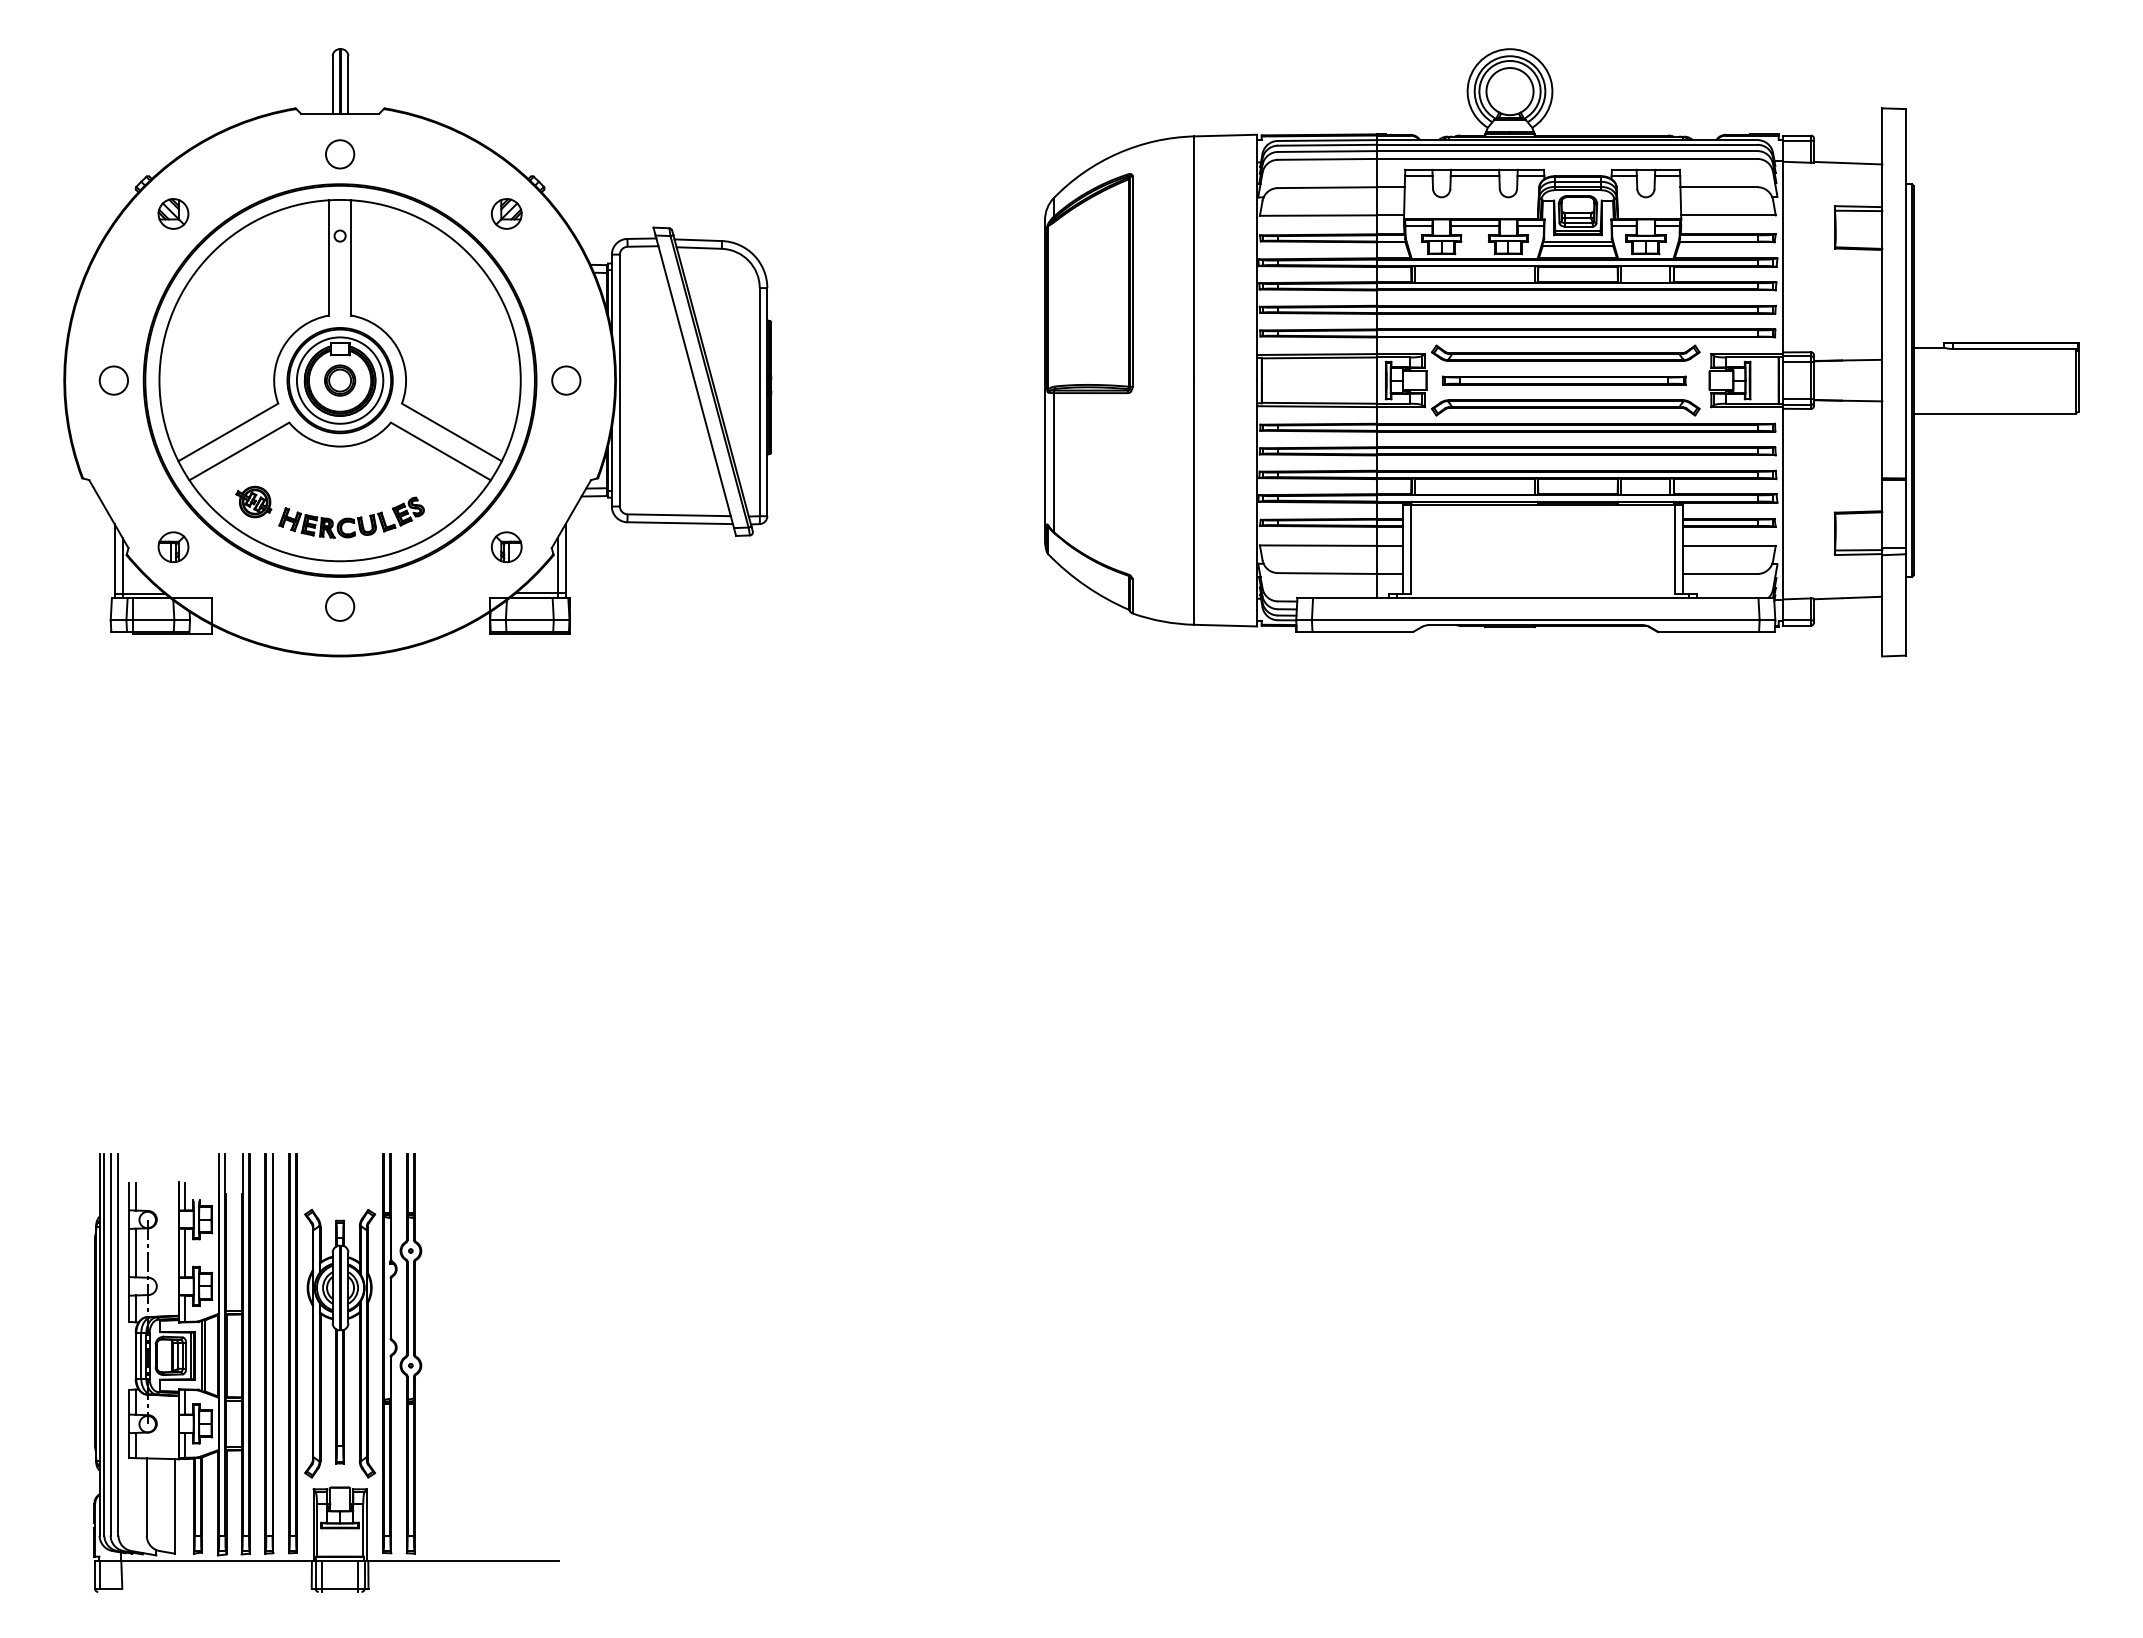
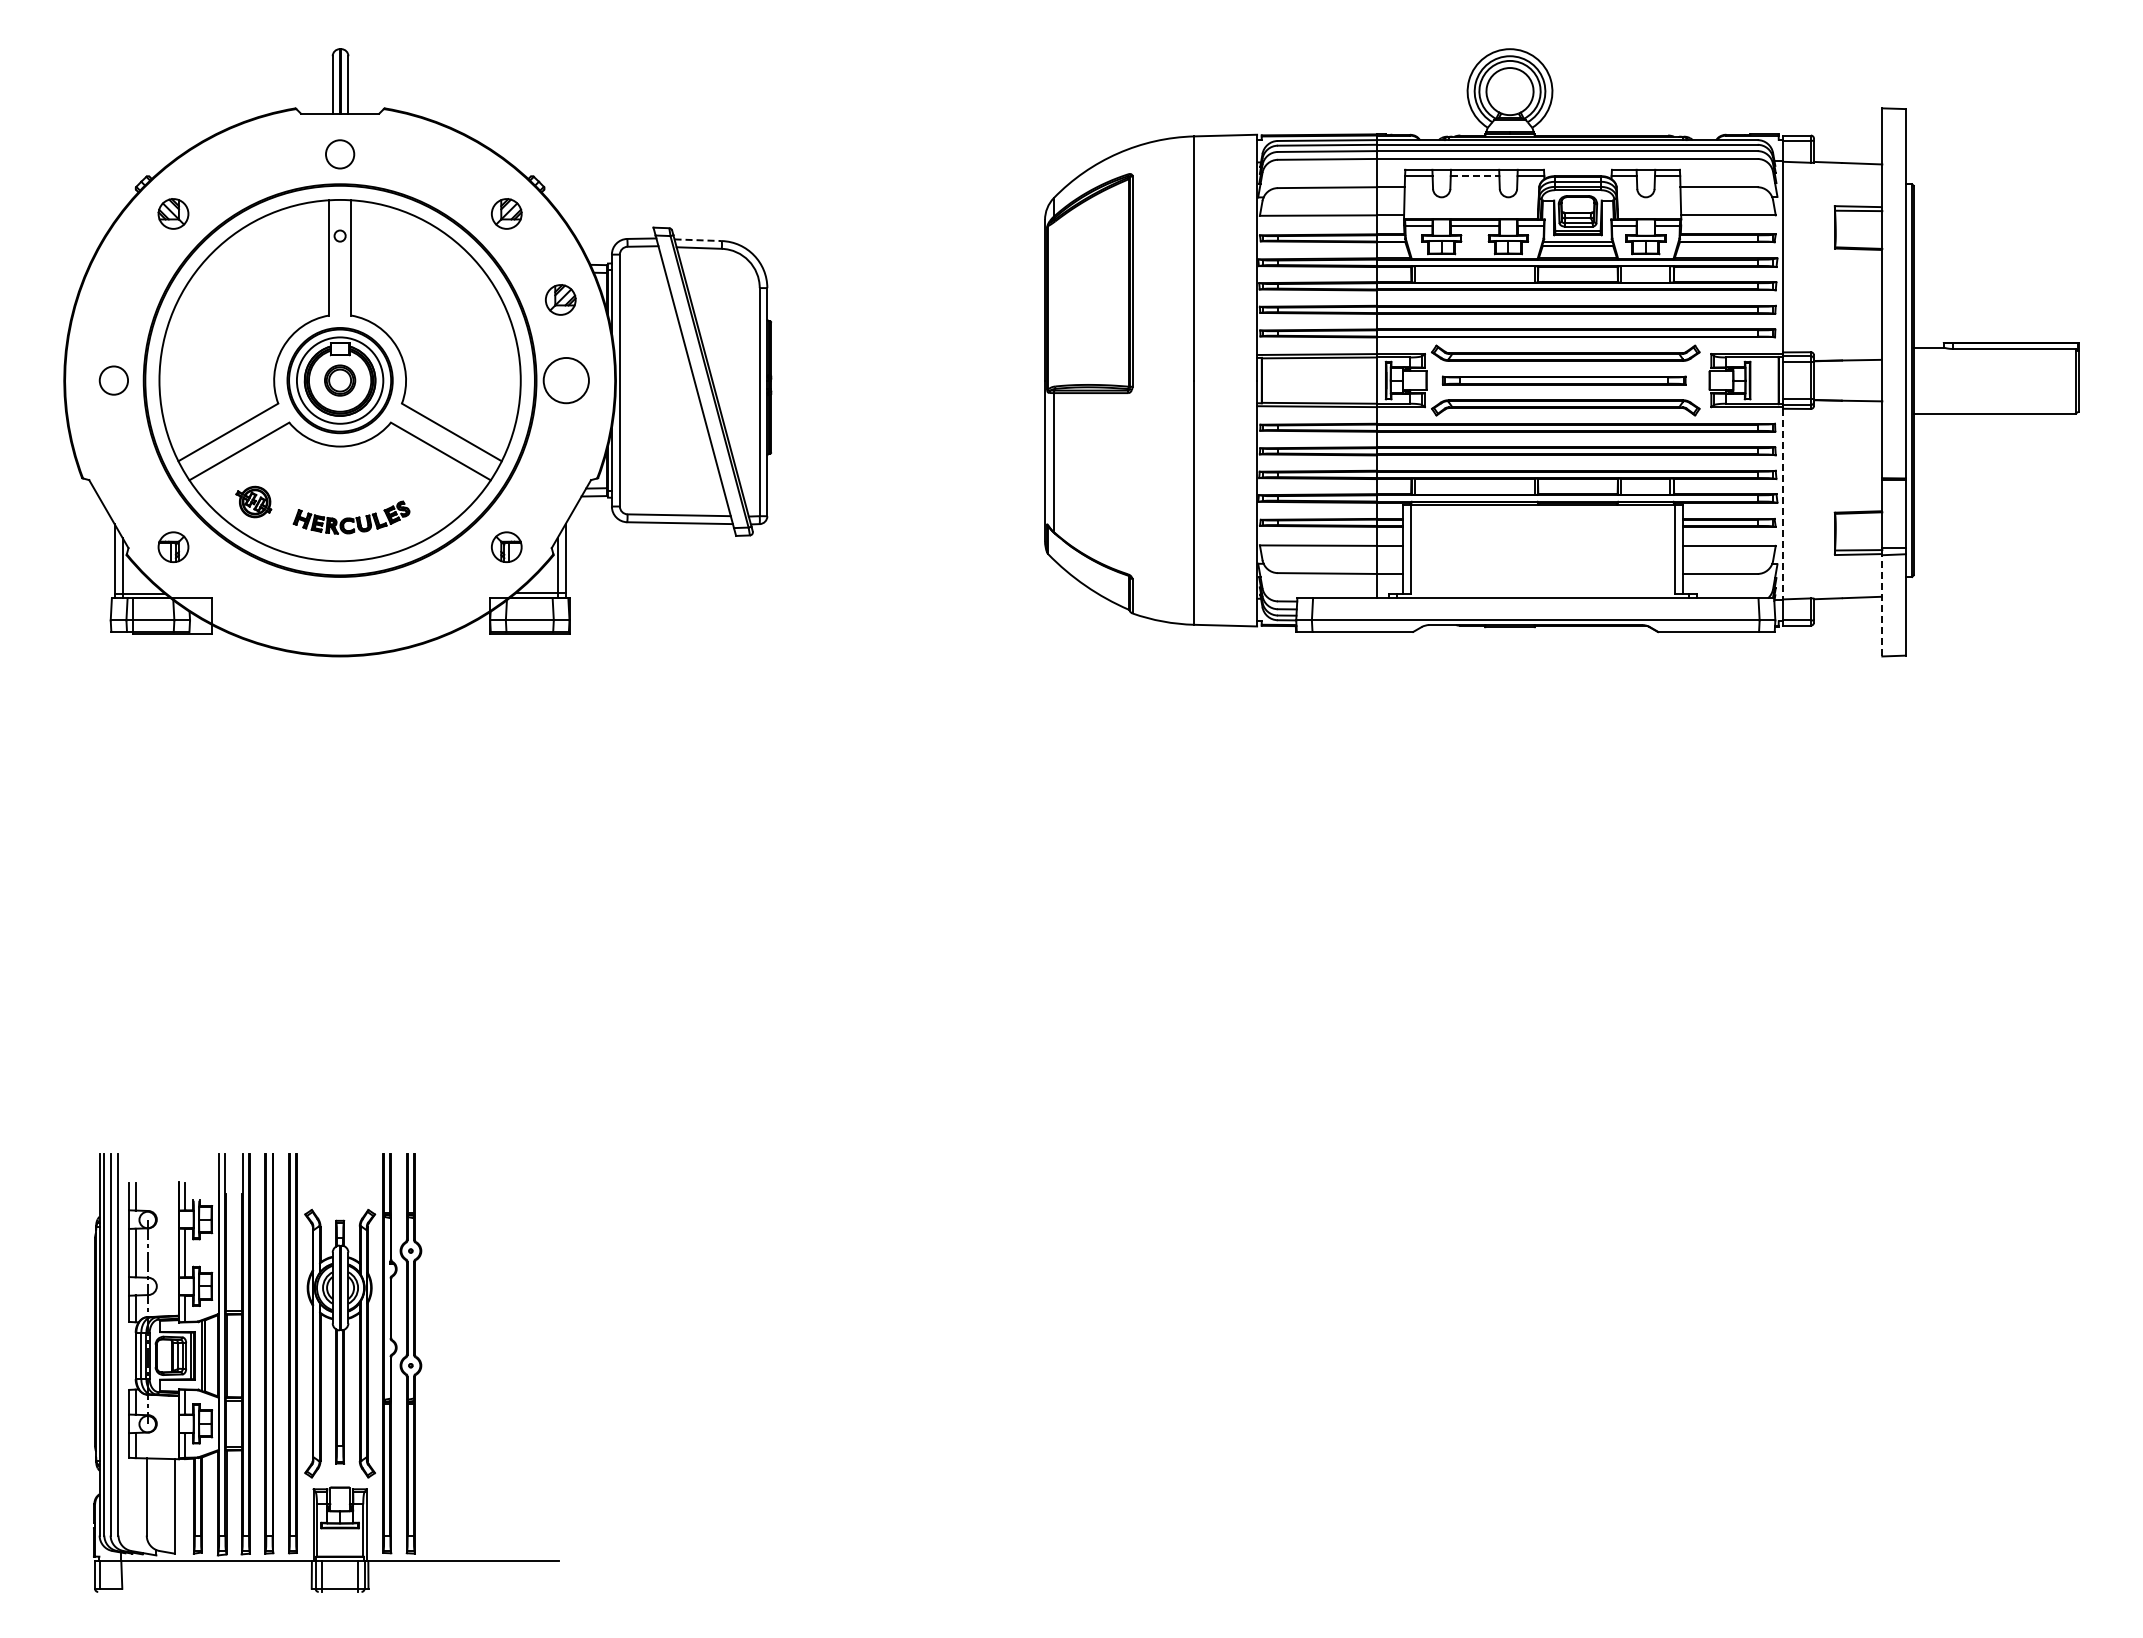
line: solid -> dashed (1475, 176)
line: solid -> dashed (698, 240)
part: none -> present (560, 299)
circle diameter: 28 px -> 45 px (565, 380)
line: solid -> dashed (1783, 504)
part size: 147x43 px -> 119x35 px (351, 517)
line: solid -> dashed (1882, 605)
circle: present -> none (340, 606)
